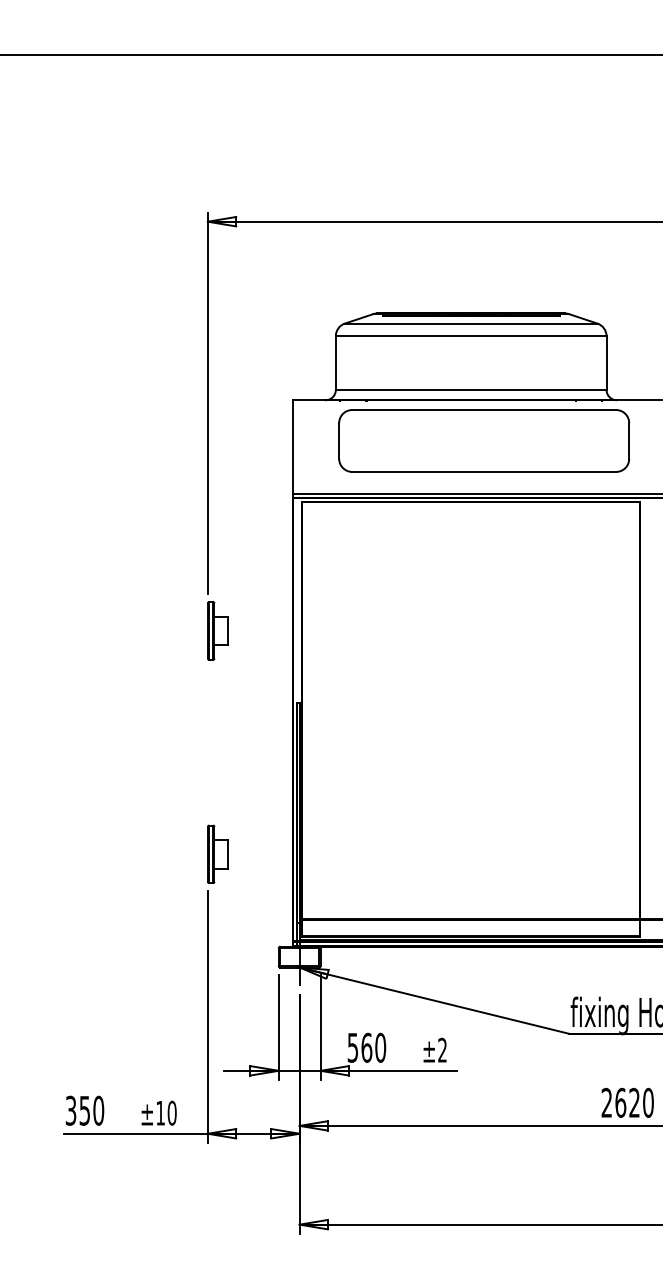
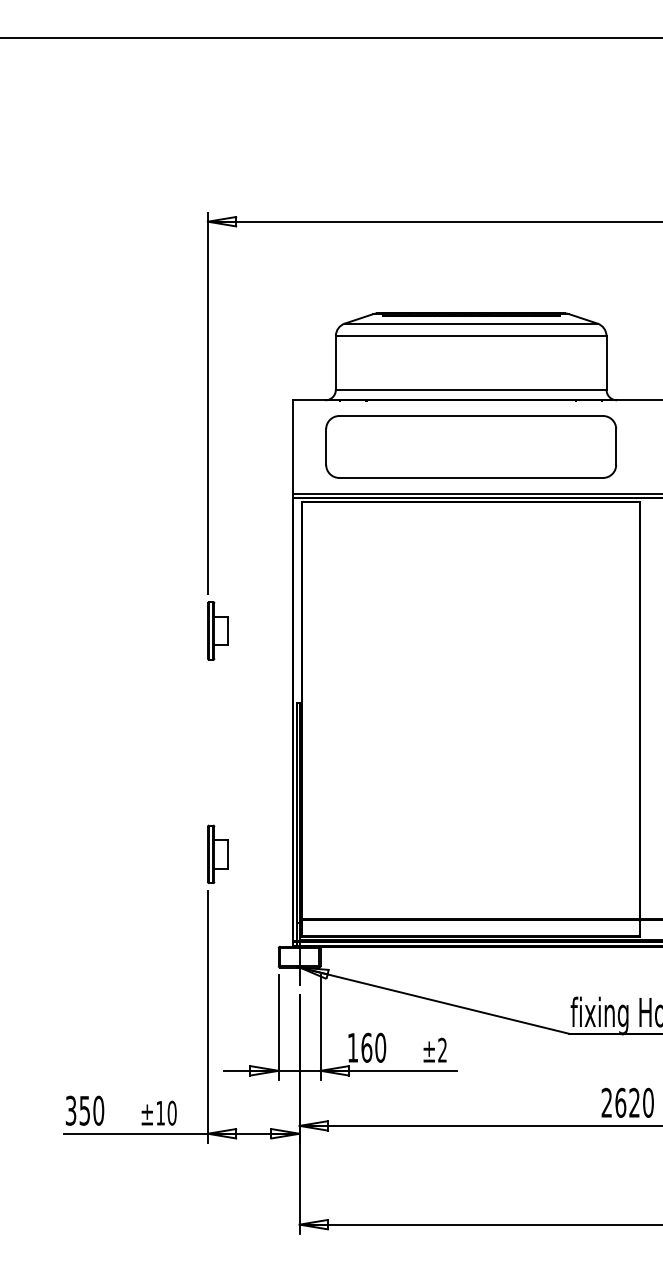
line position: (330, 55) -> (330, 38) (330, 38)
part position: (484, 440) -> (471, 446) (471, 446)
text: 560 -> 160 (352, 1047)
